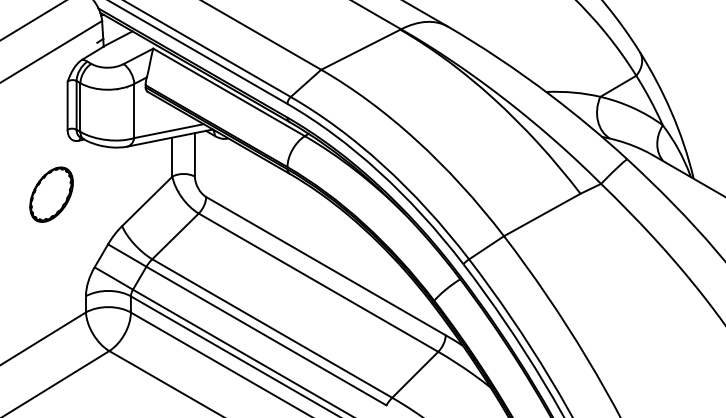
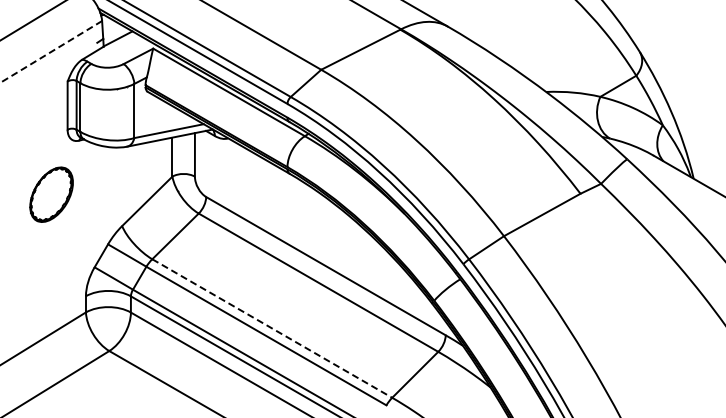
line: solid -> dashed (51, 52)
line: solid -> dashed (272, 328)
